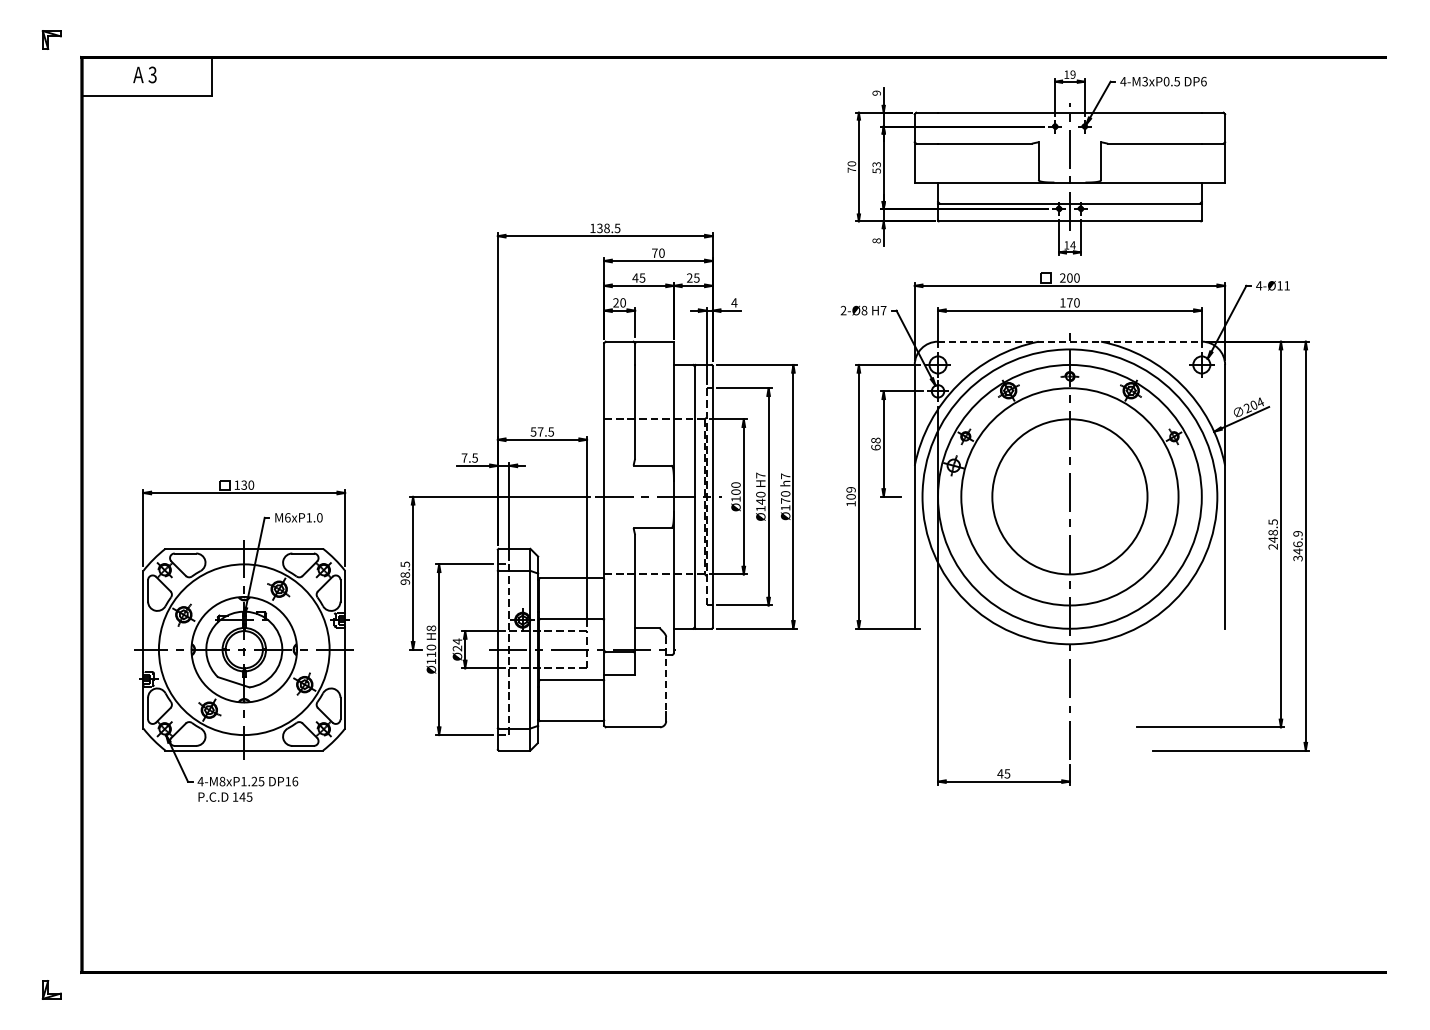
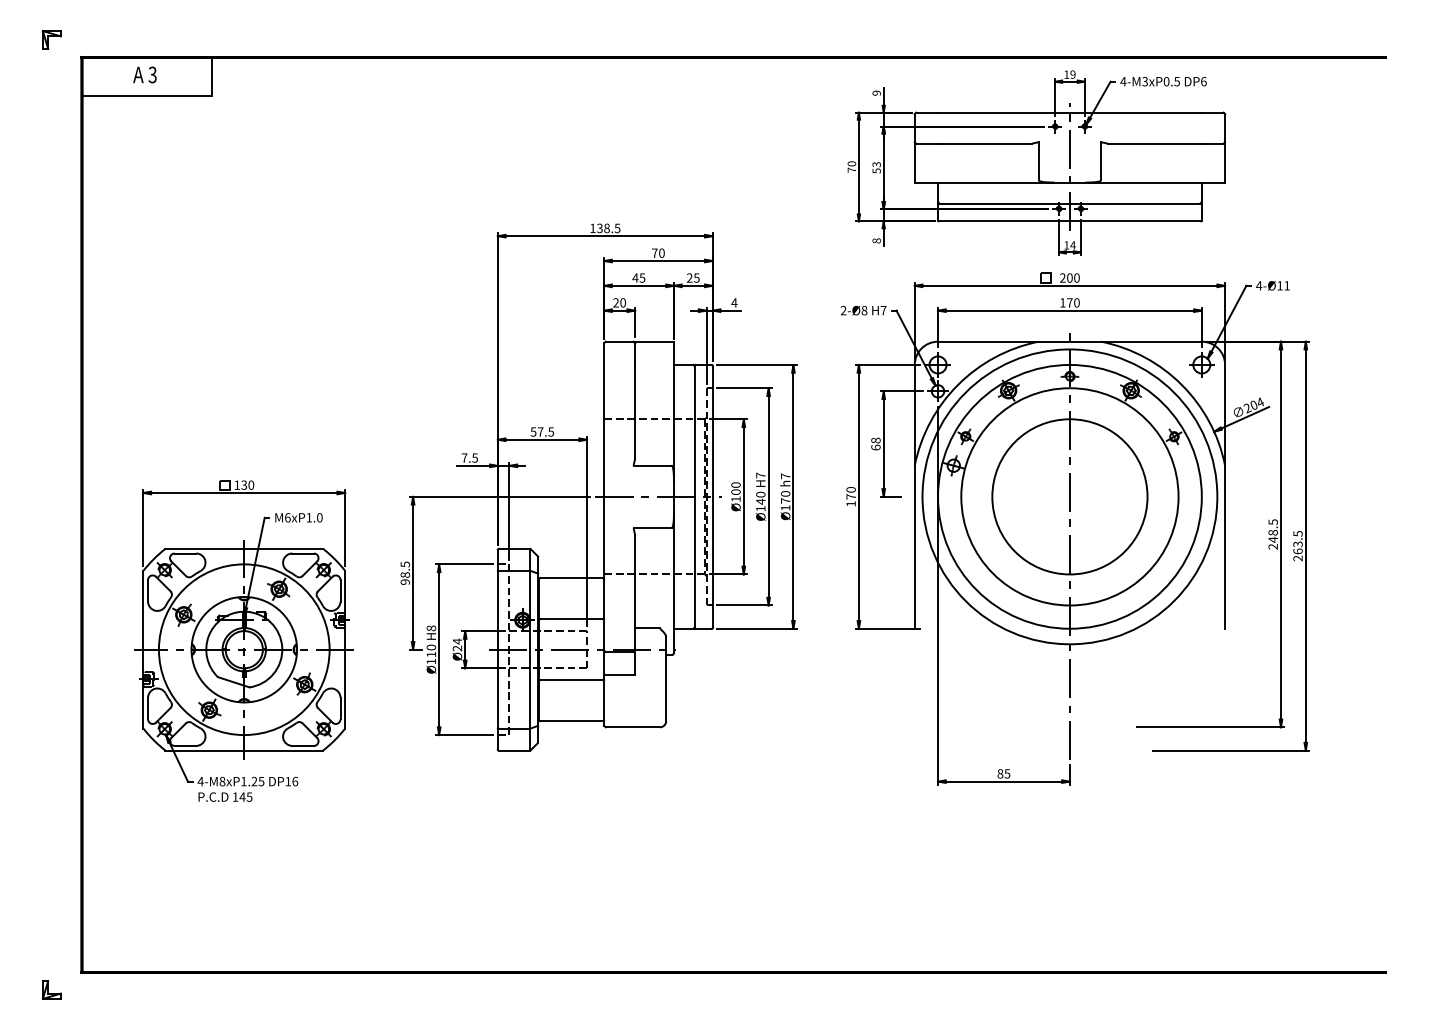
line: dashed -> solid (1069, 341)
text: 109 -> 170 (850, 493)
text: 346.9 -> 263.5 (1297, 546)
line: dashed -> solid (666, 674)
text: 45 -> 85 (1000, 773)
